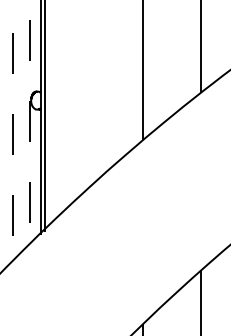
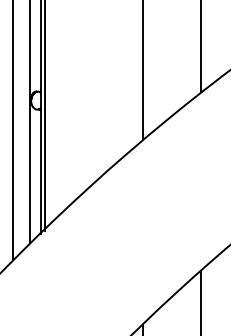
line: dashed -> solid (30, 122)
line: dashed -> solid (13, 130)
